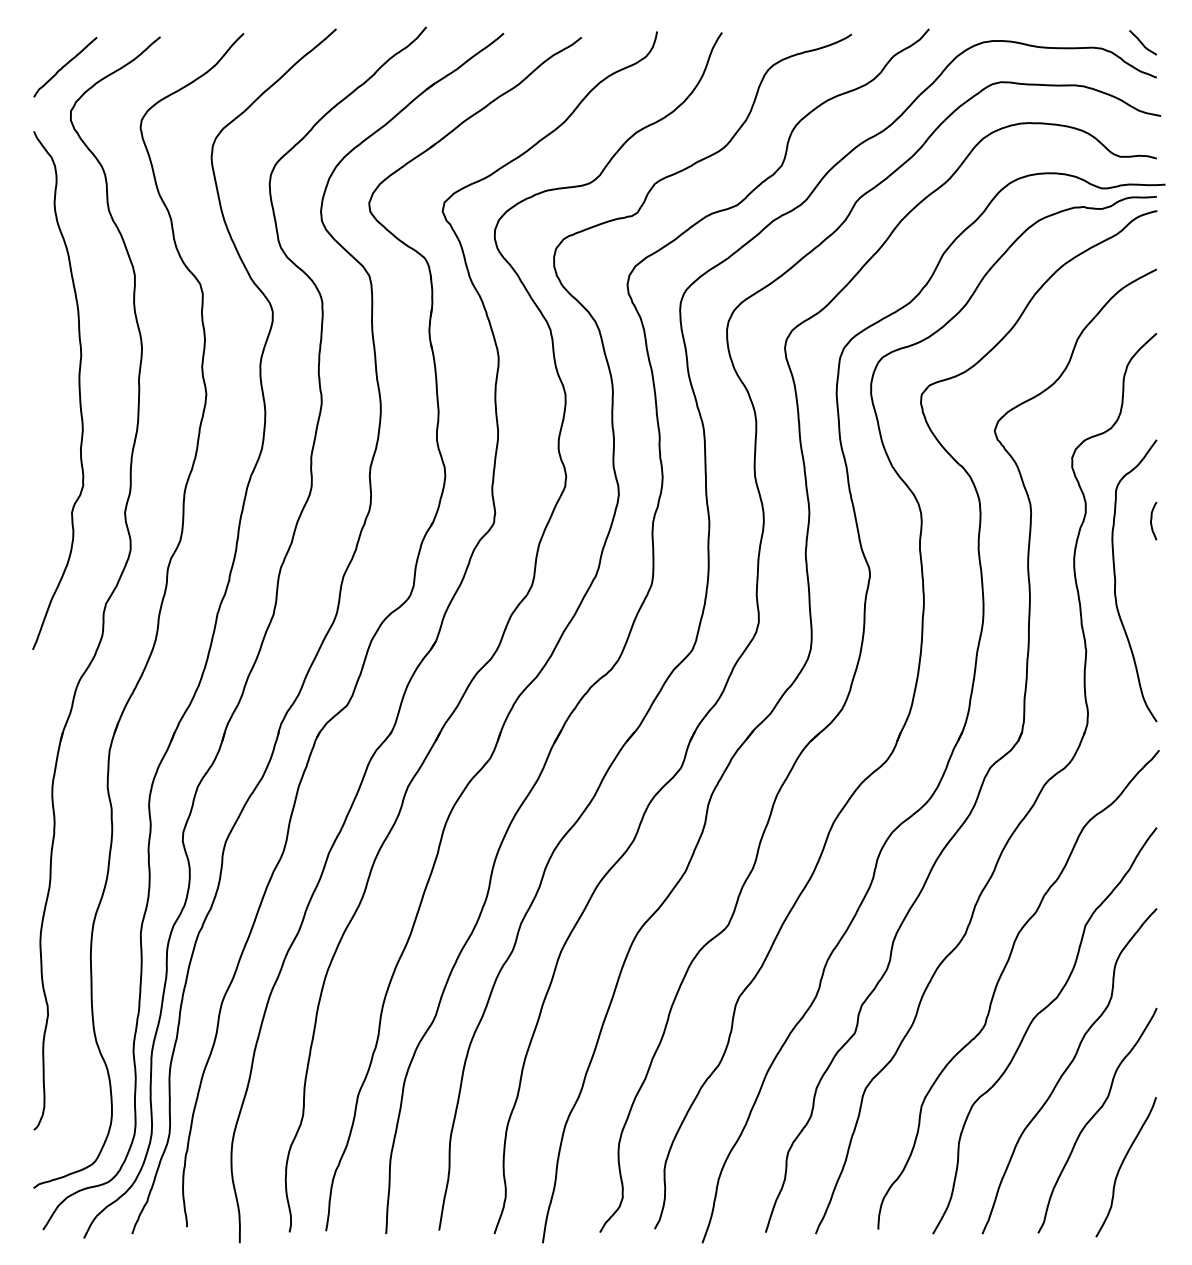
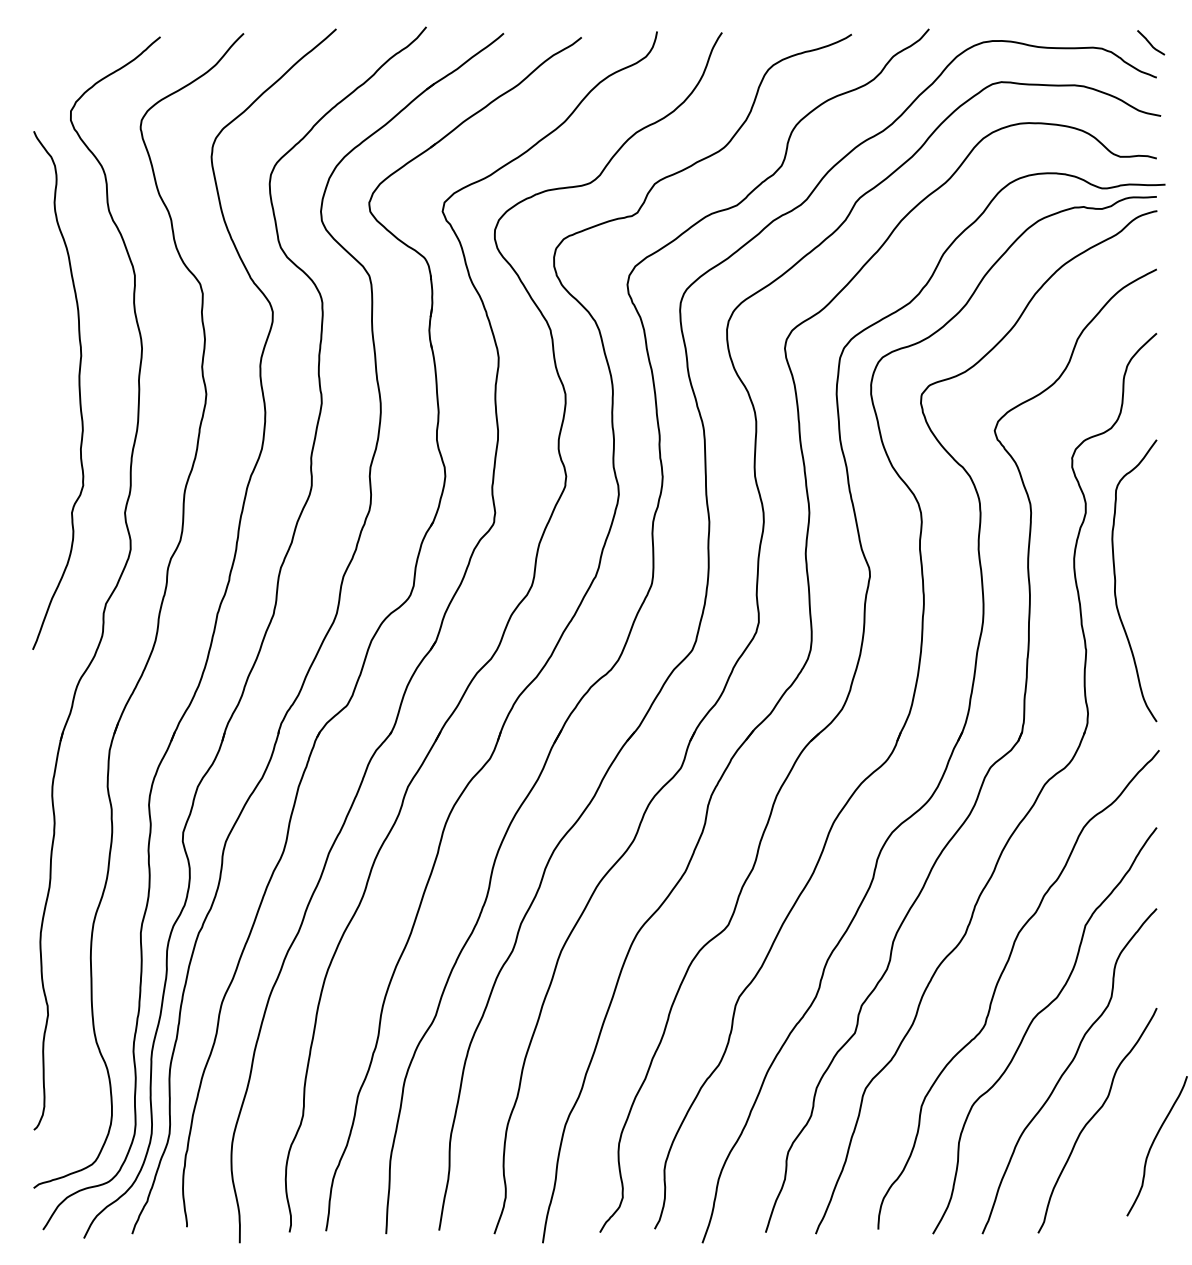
curve position: (1142, 42) -> (1150, 42) (1150, 42)
curve: present -> none (65, 66)
curve: present -> none (1152, 519)
curve position: (1122, 1165) -> (1153, 1144) (1153, 1144)
